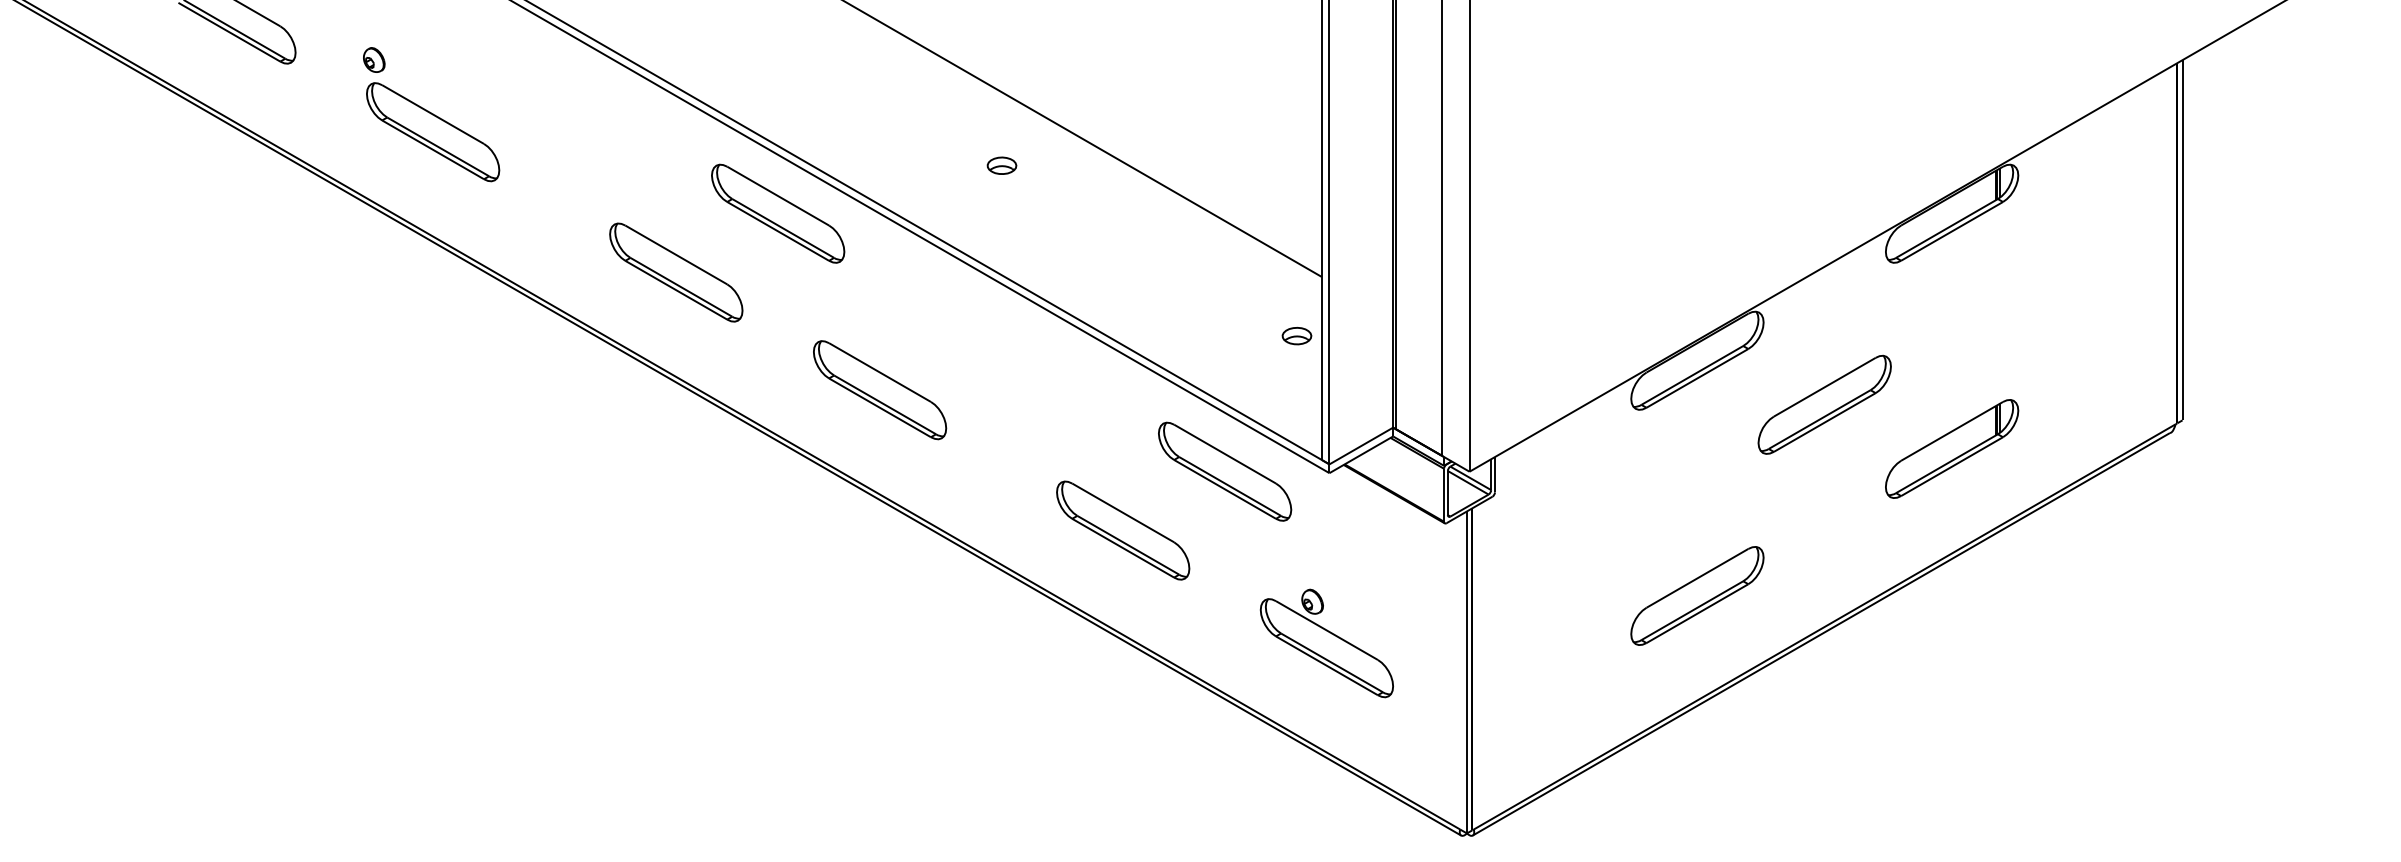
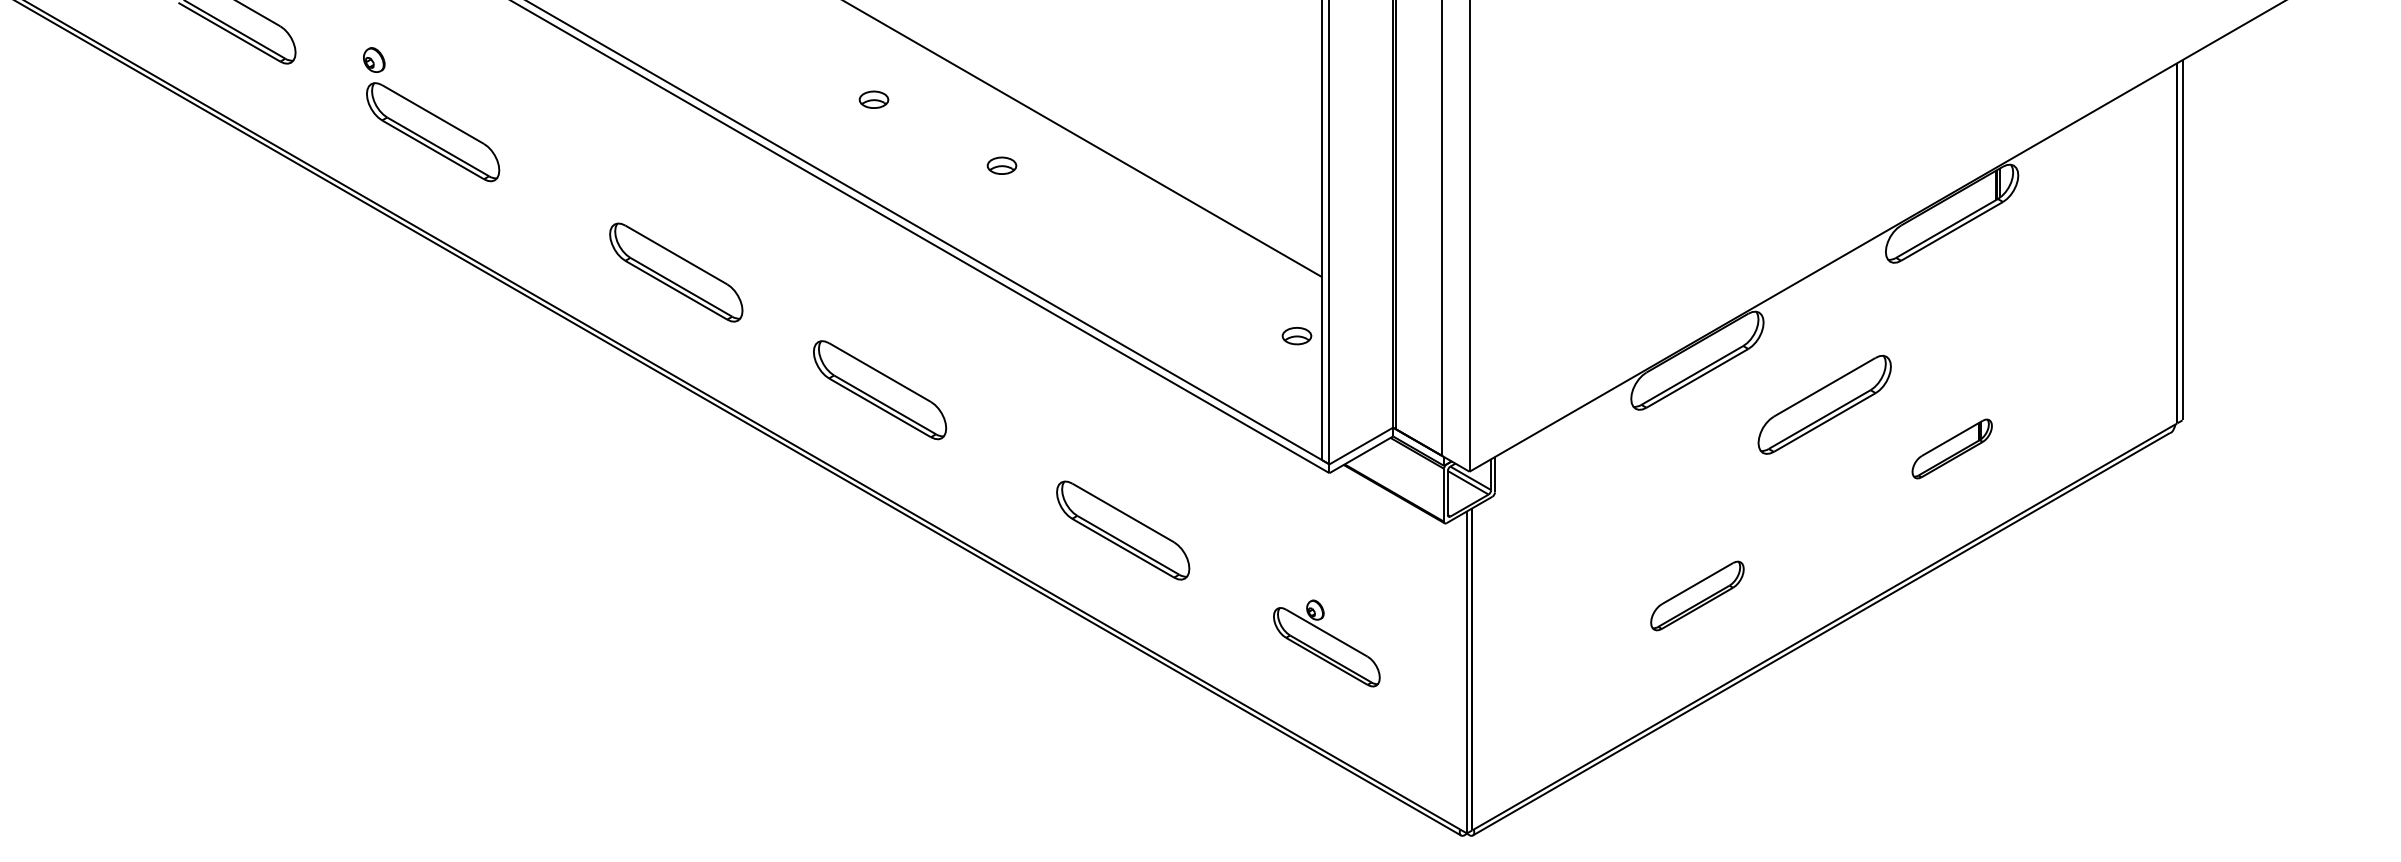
part: none -> present (873, 99)
part: present -> none (778, 213)
part size: 135x100 px -> 82x62 px (1951, 448)
part: present -> none (1225, 471)
part size: 135x100 px -> 95x72 px (1697, 595)
part size: 135x111 px -> 108x89 px (1326, 643)
